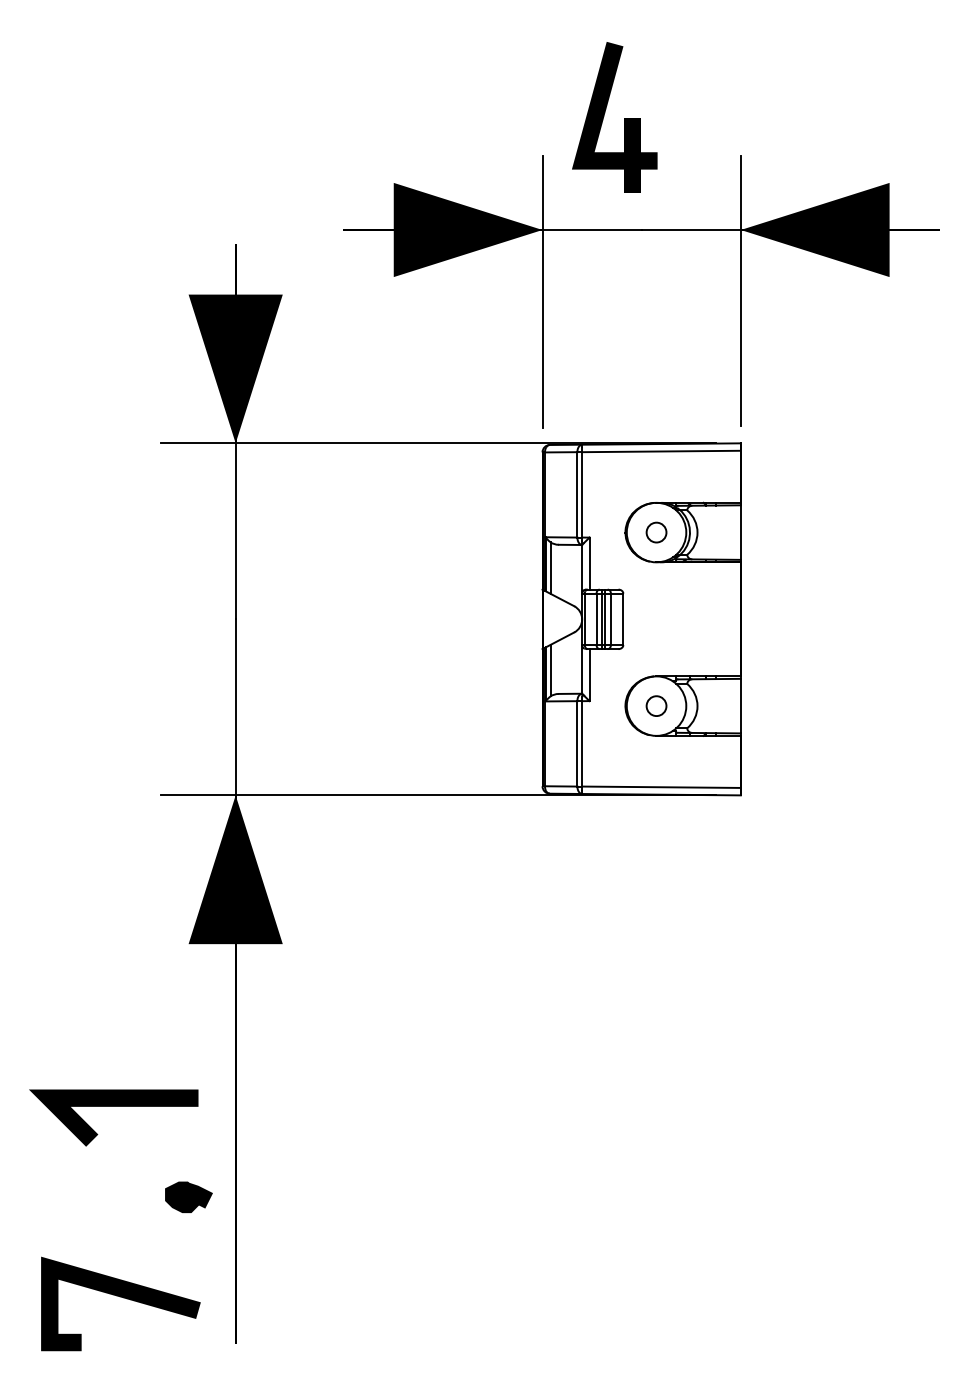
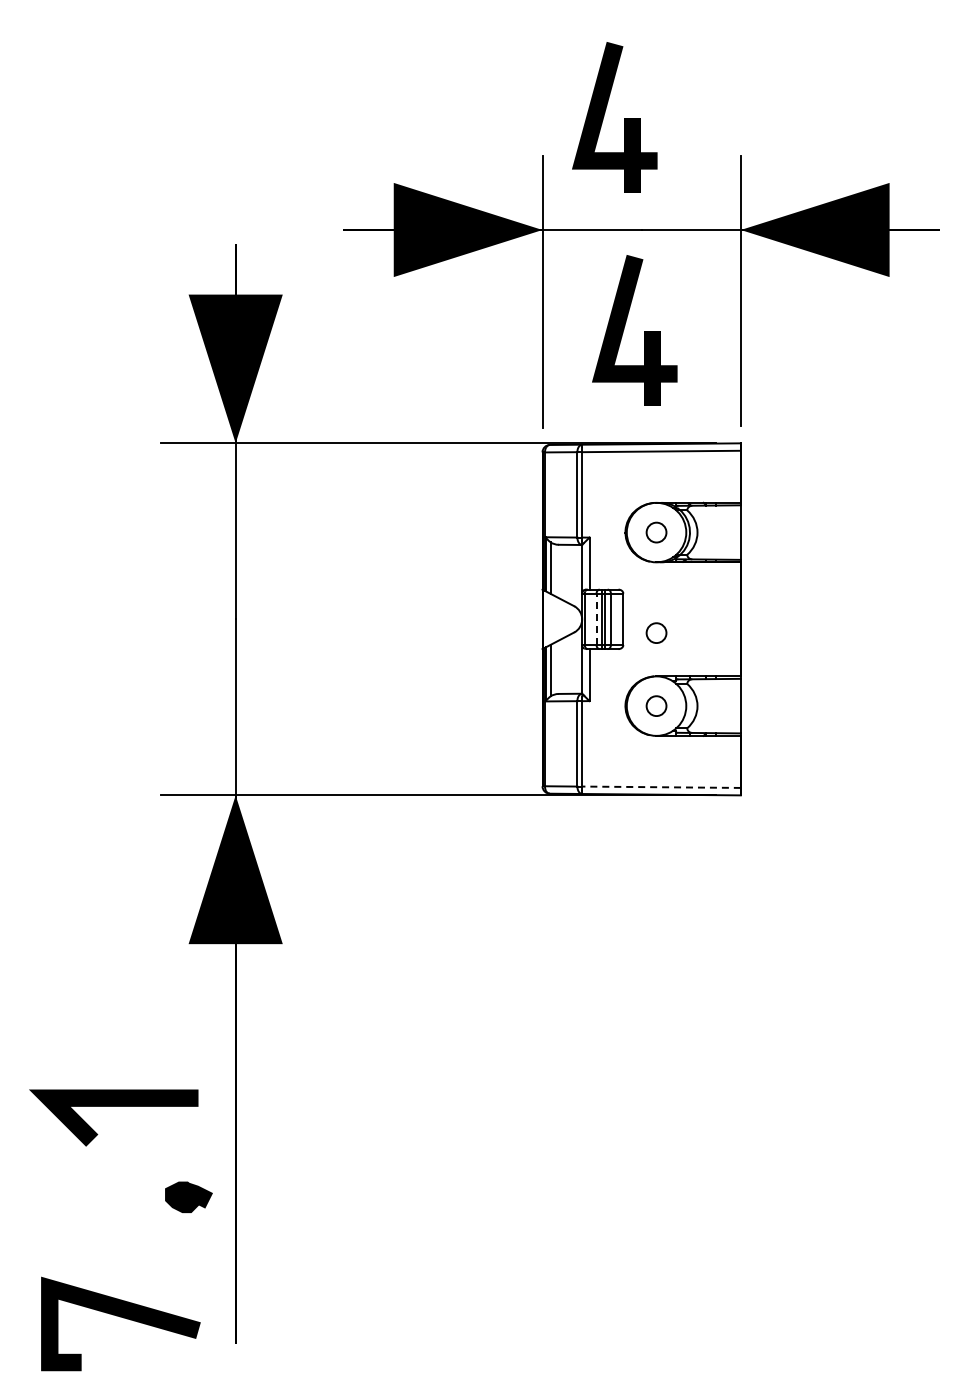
part: none -> present (625, 326)
line: solid -> dashed (596, 619)
circle: none -> present (656, 632)
line: solid -> dashed (661, 787)
line position: (123, 1298) -> (123, 1318) (123, 1318)
